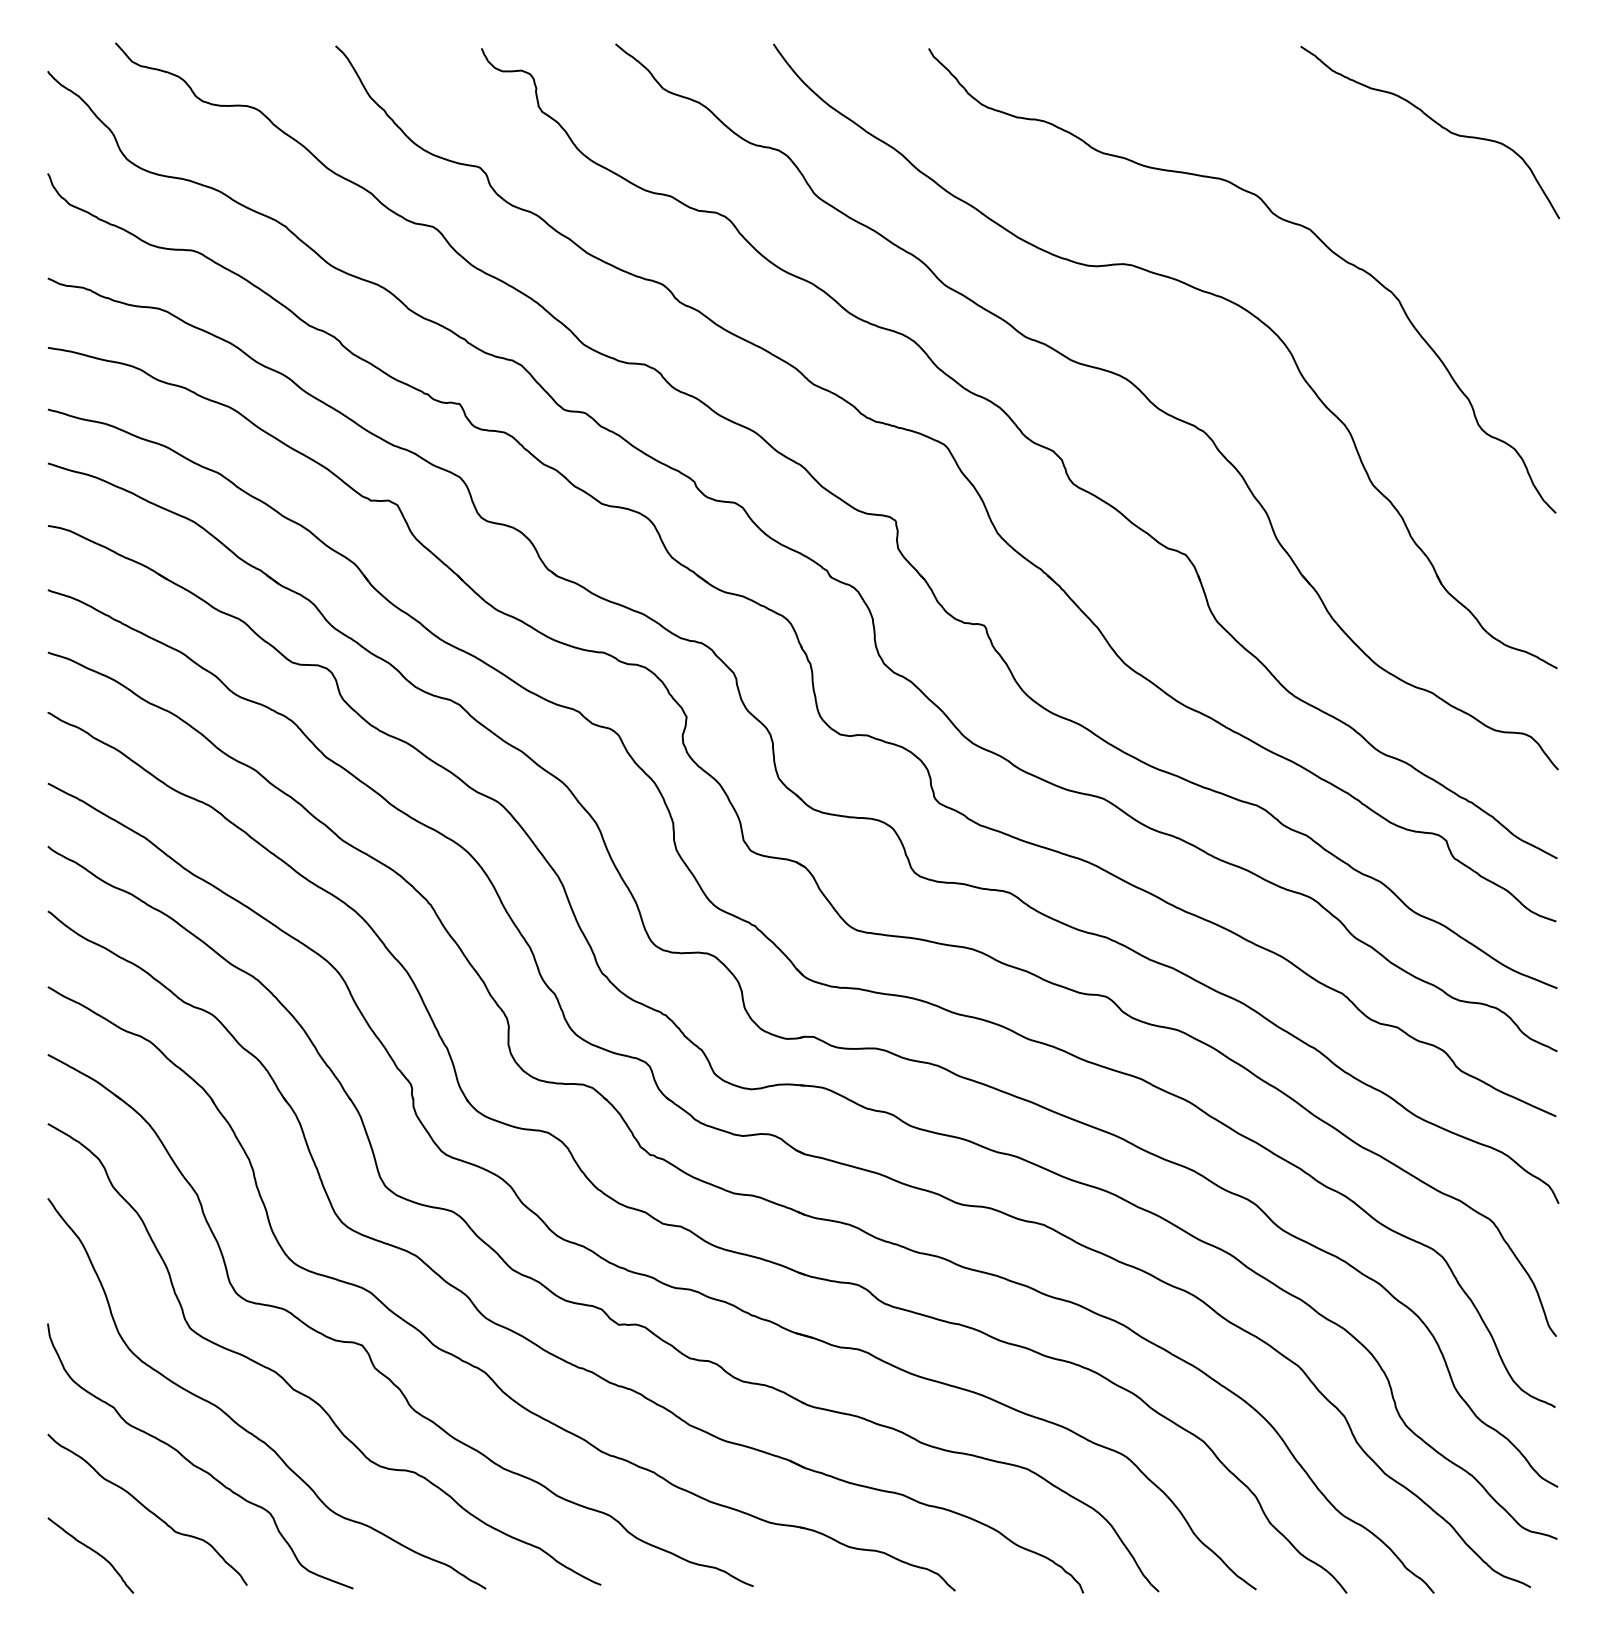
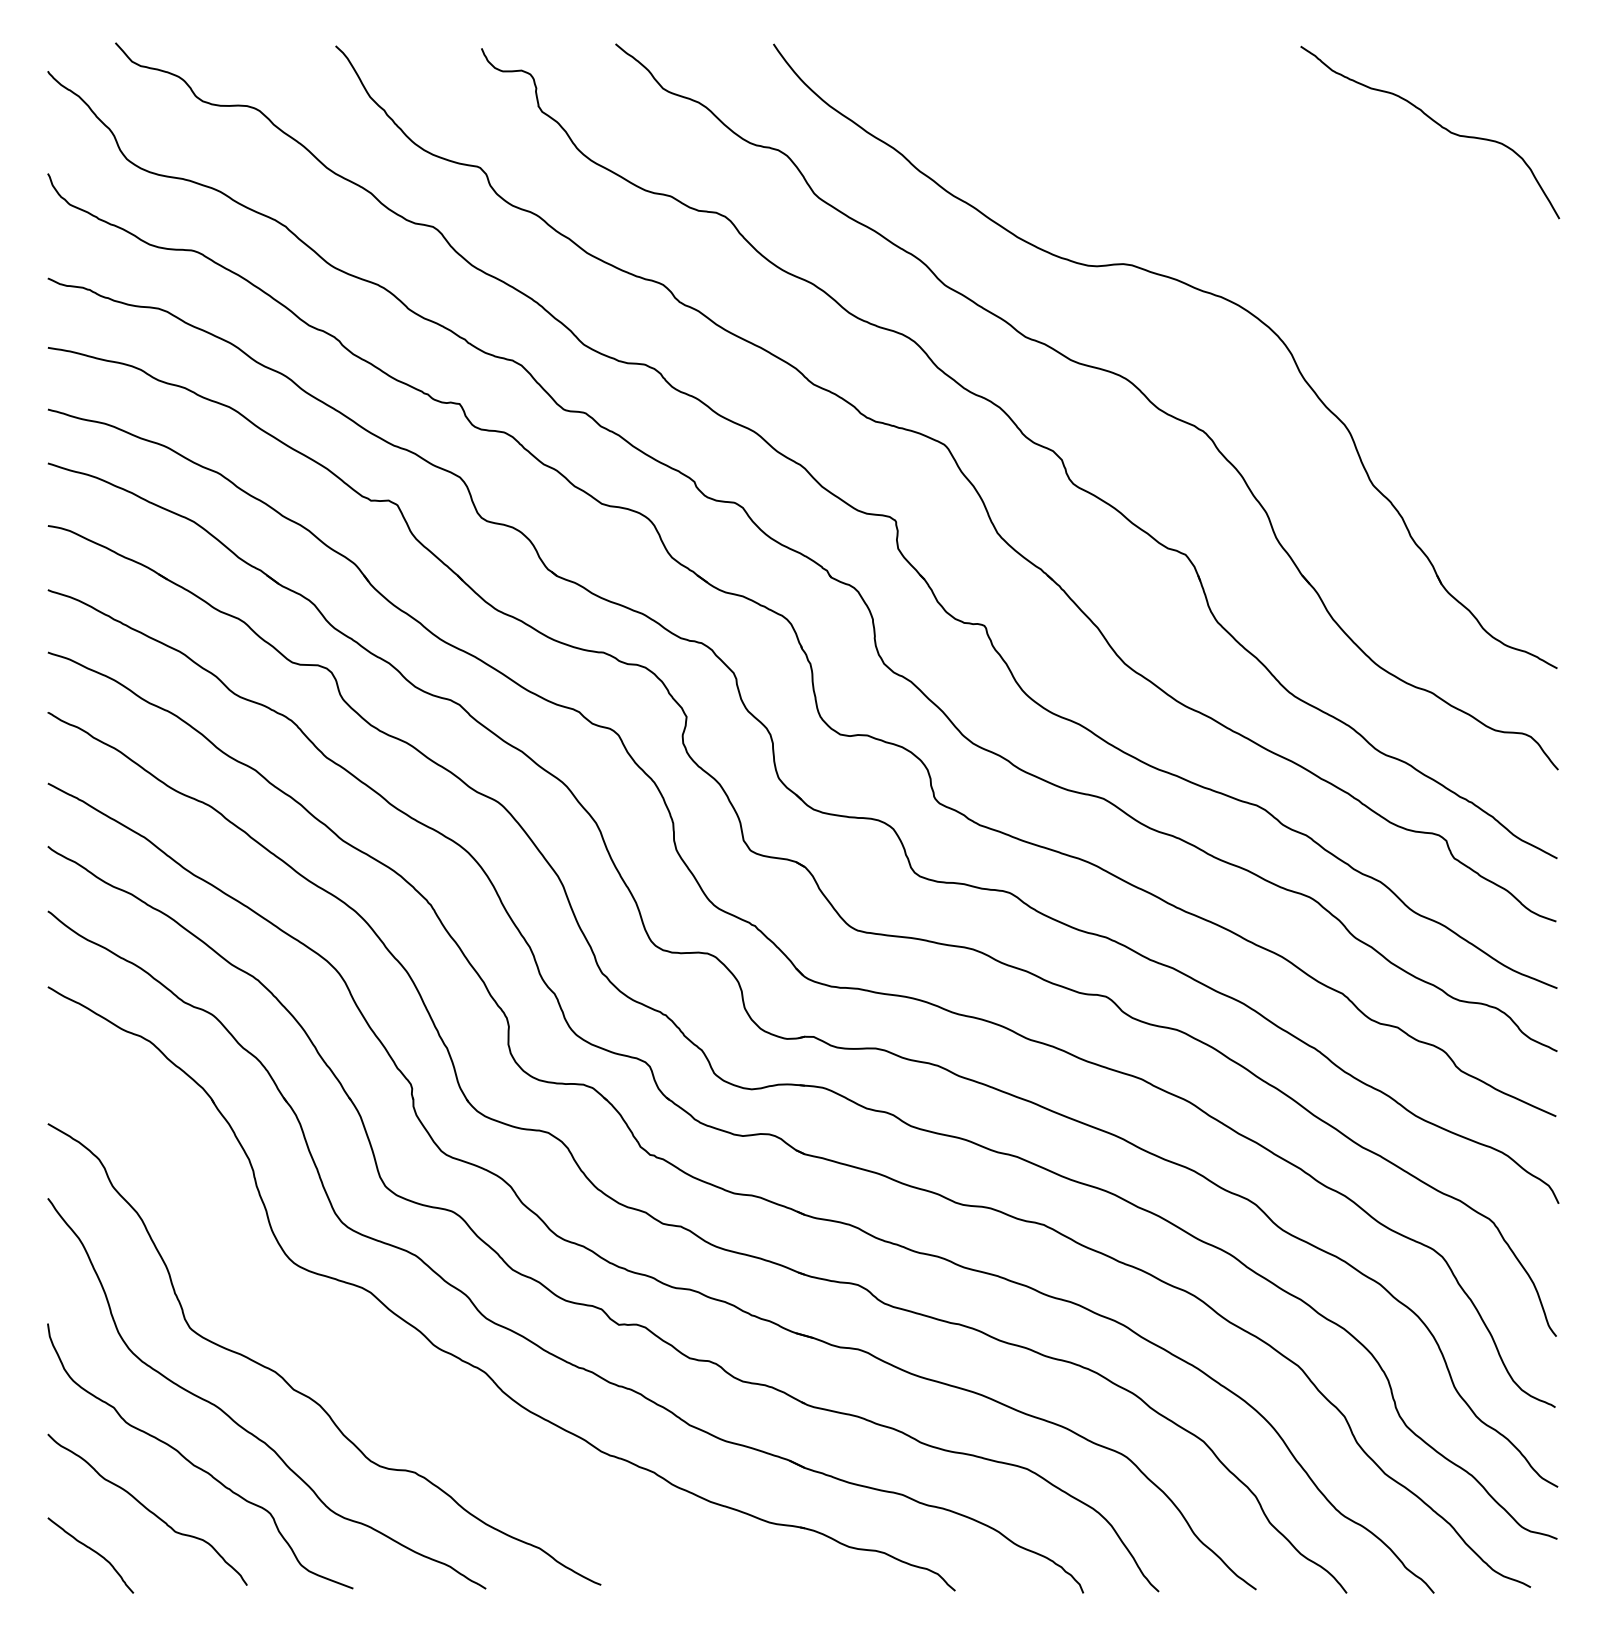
curve: present -> none (1278, 218)
part: present -> none (364, 1346)
